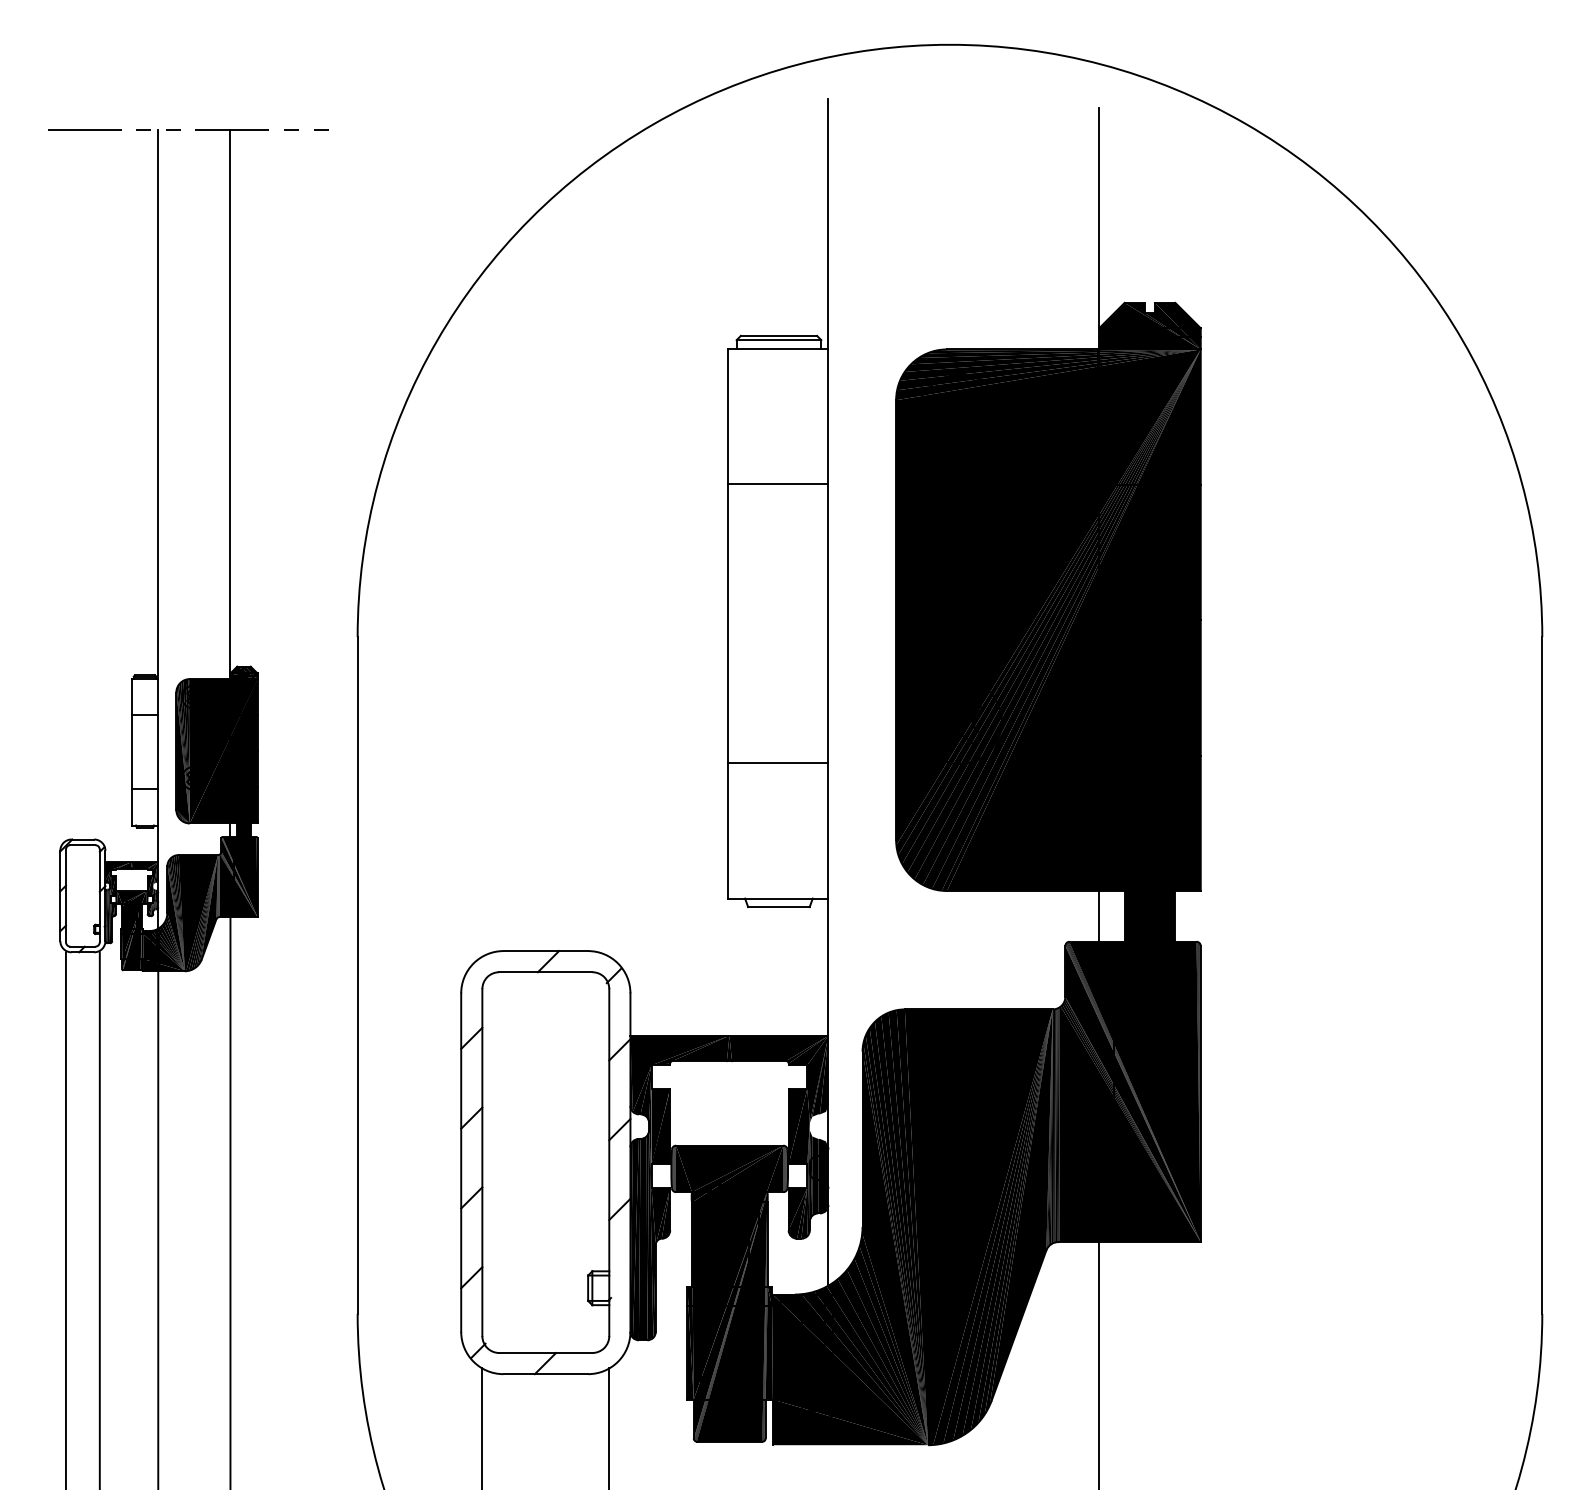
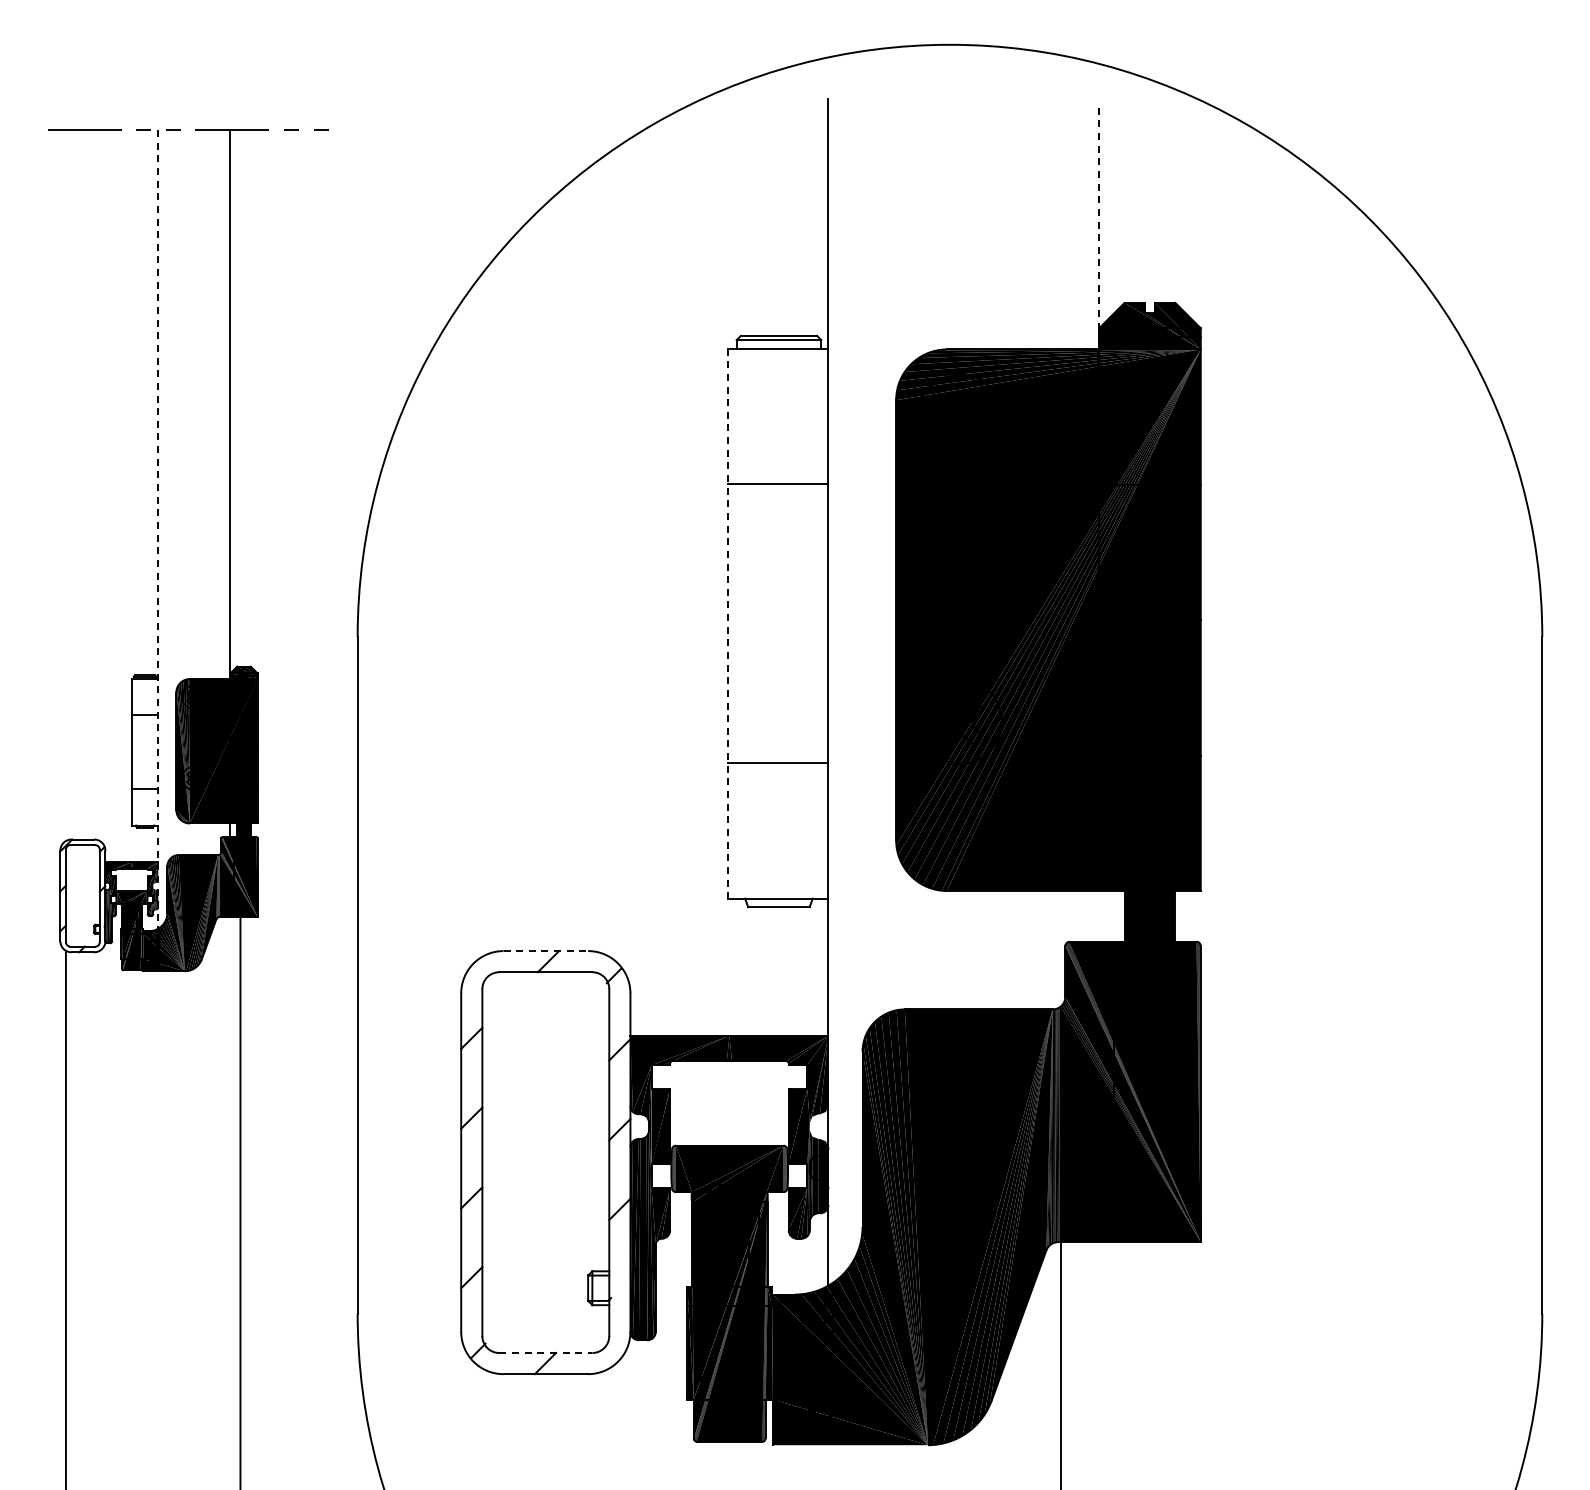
line: solid -> dashed (1099, 218)
line: solid -> dashed (158, 529)
line: solid -> dashed (728, 624)
line: present -> none (1099, 916)
line: solid -> dashed (546, 951)
line position: (230, 1201) -> (240, 1201) (240, 1201)
line: present -> none (99, 1219)
line: present -> none (158, 1228)
line: solid -> dashed (545, 1353)
line position: (1099, 1364) -> (1061, 1364) (1061, 1364)
line: present -> none (482, 1427)
line: present -> none (609, 1427)
